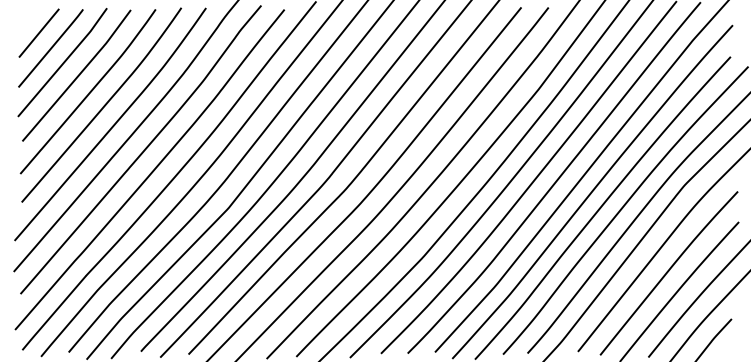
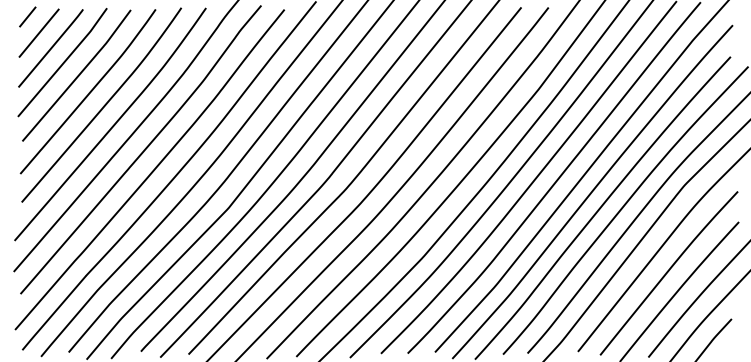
line: none -> present (27, 16)
